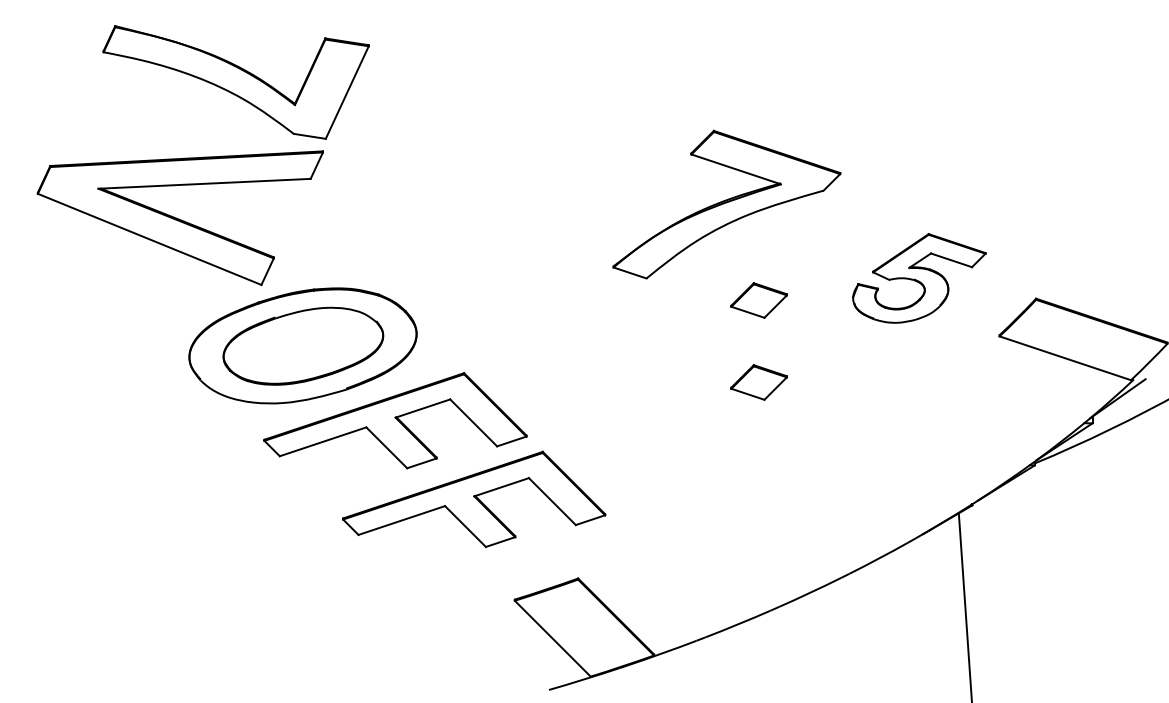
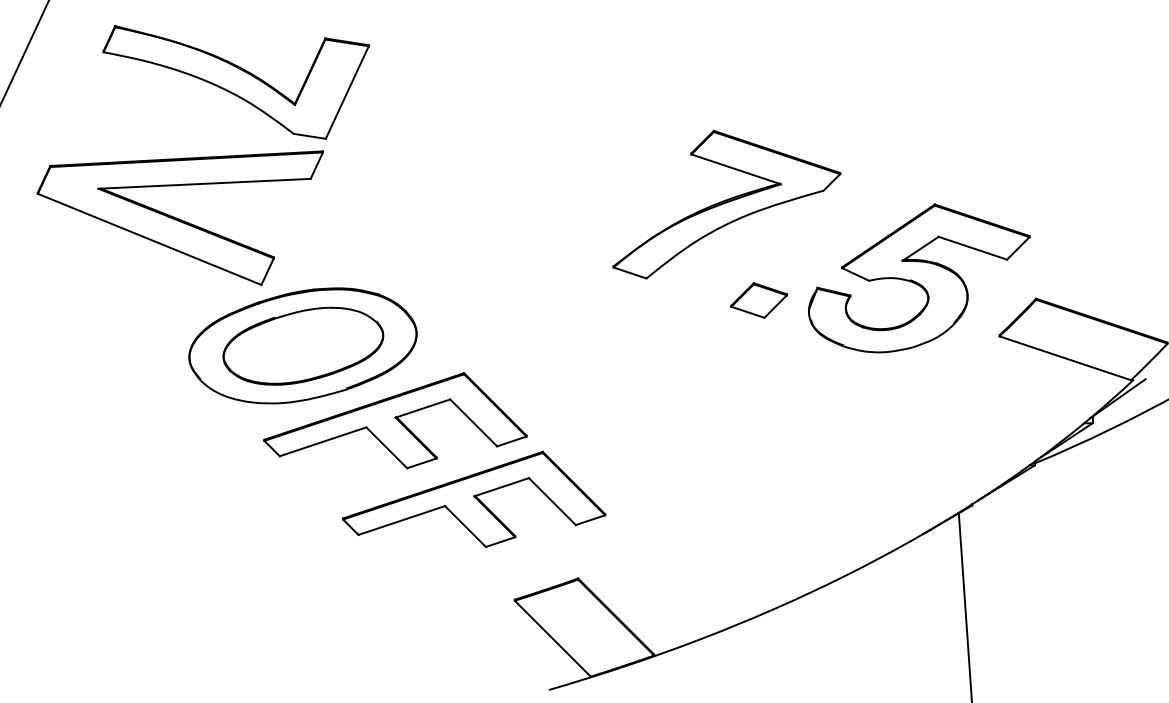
line: none -> present (25, 51)
part size: 135x91 px -> 223x151 px (919, 278)
part: present -> none (758, 382)
